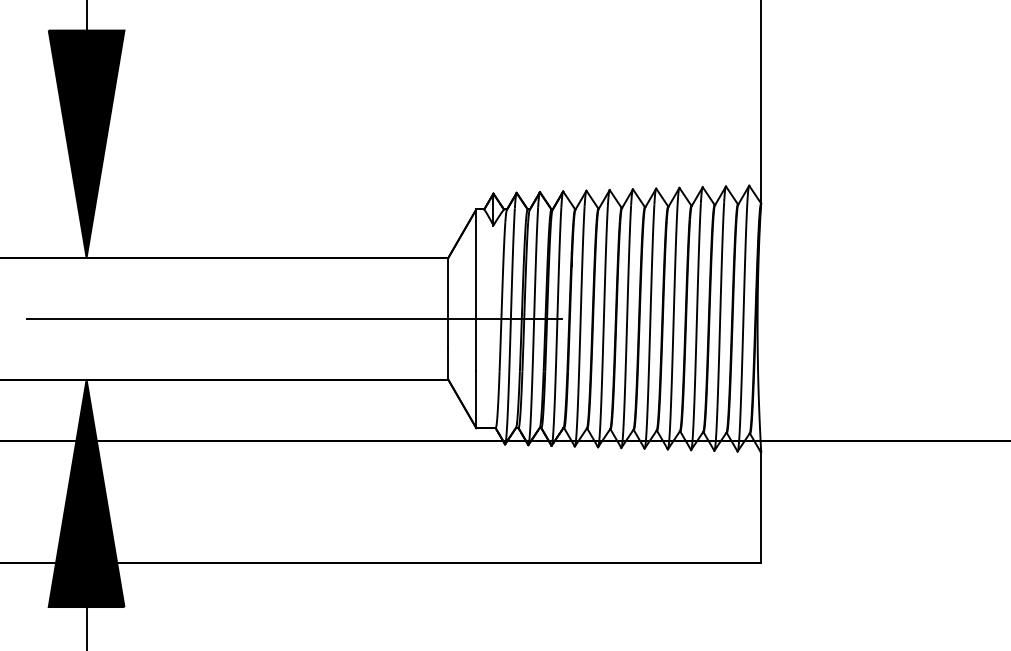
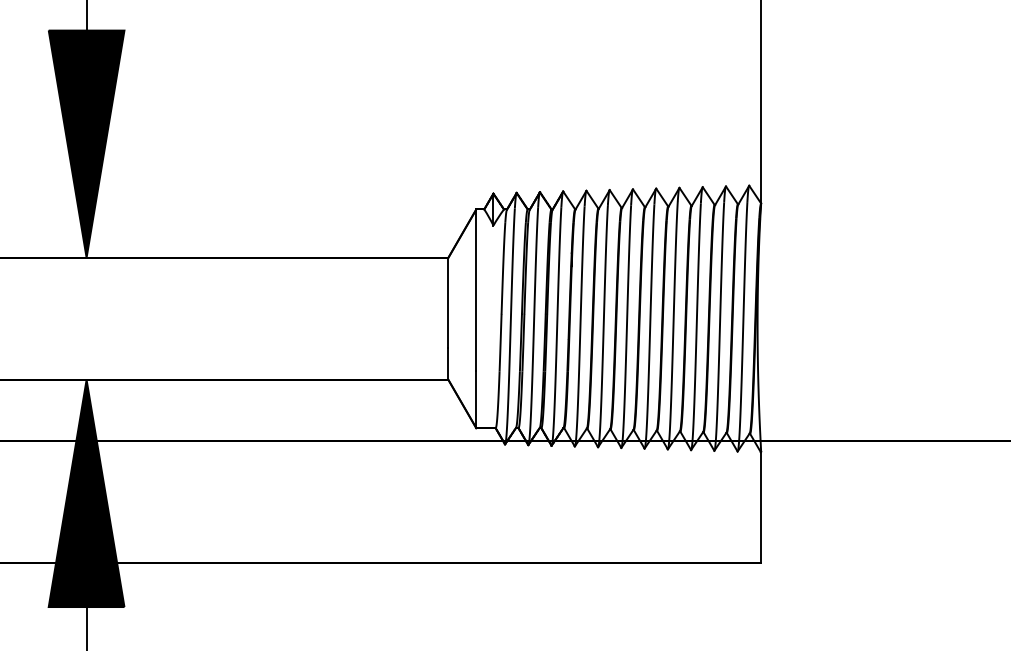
line: present -> none (282, 318)
